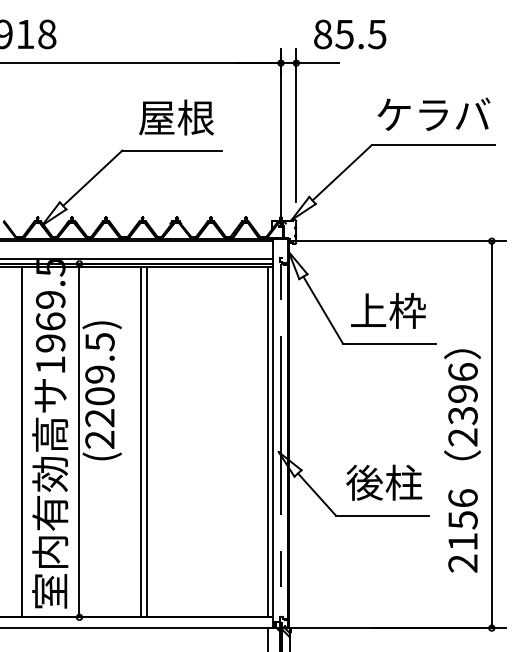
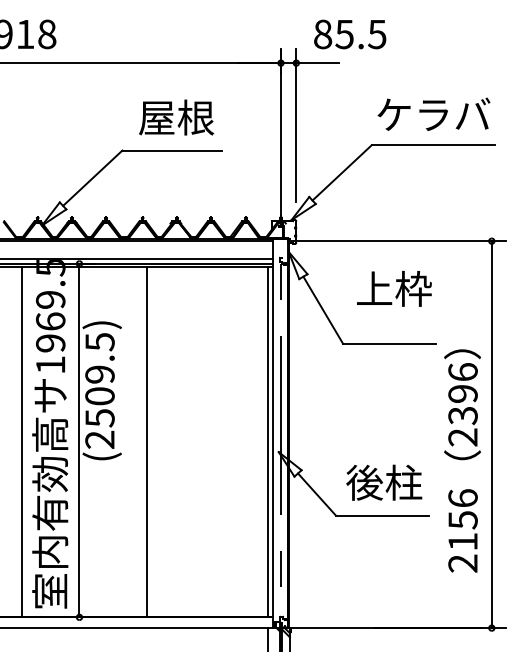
text position: (388, 310) -> (394, 288) (394, 288)
text: (2209.5) -> (2509.5) (99, 418)
line: present -> none (140, 441)
